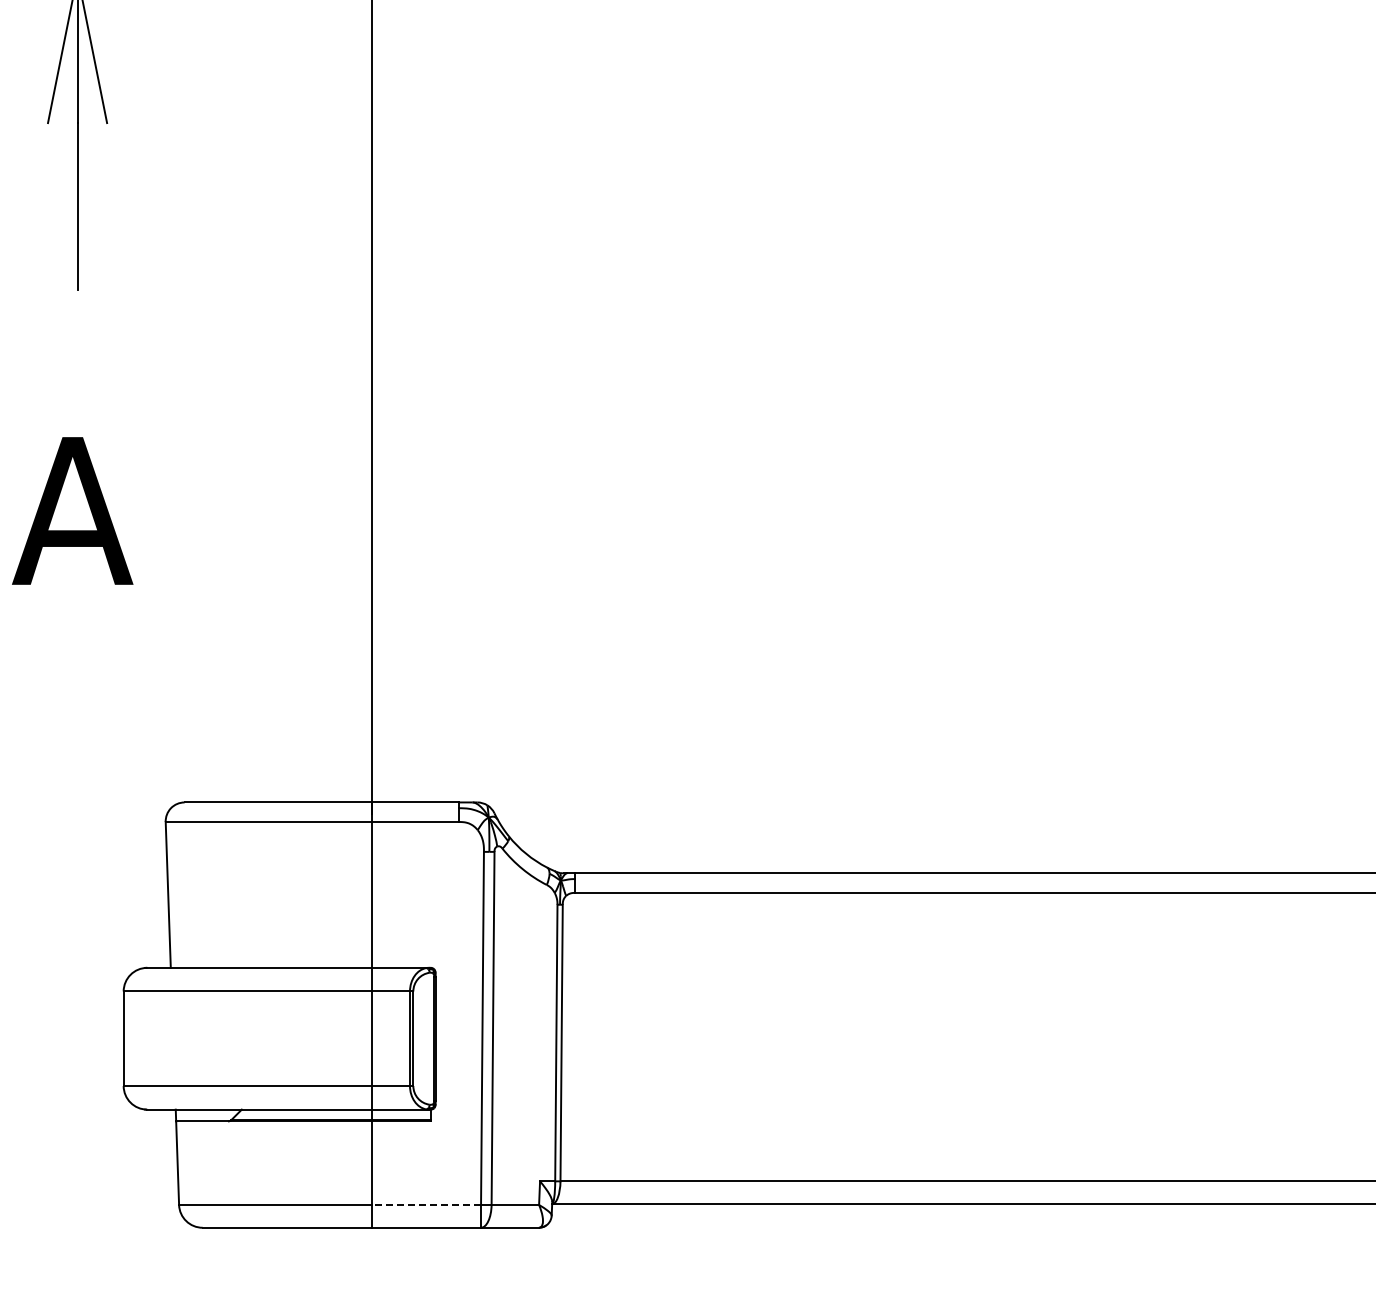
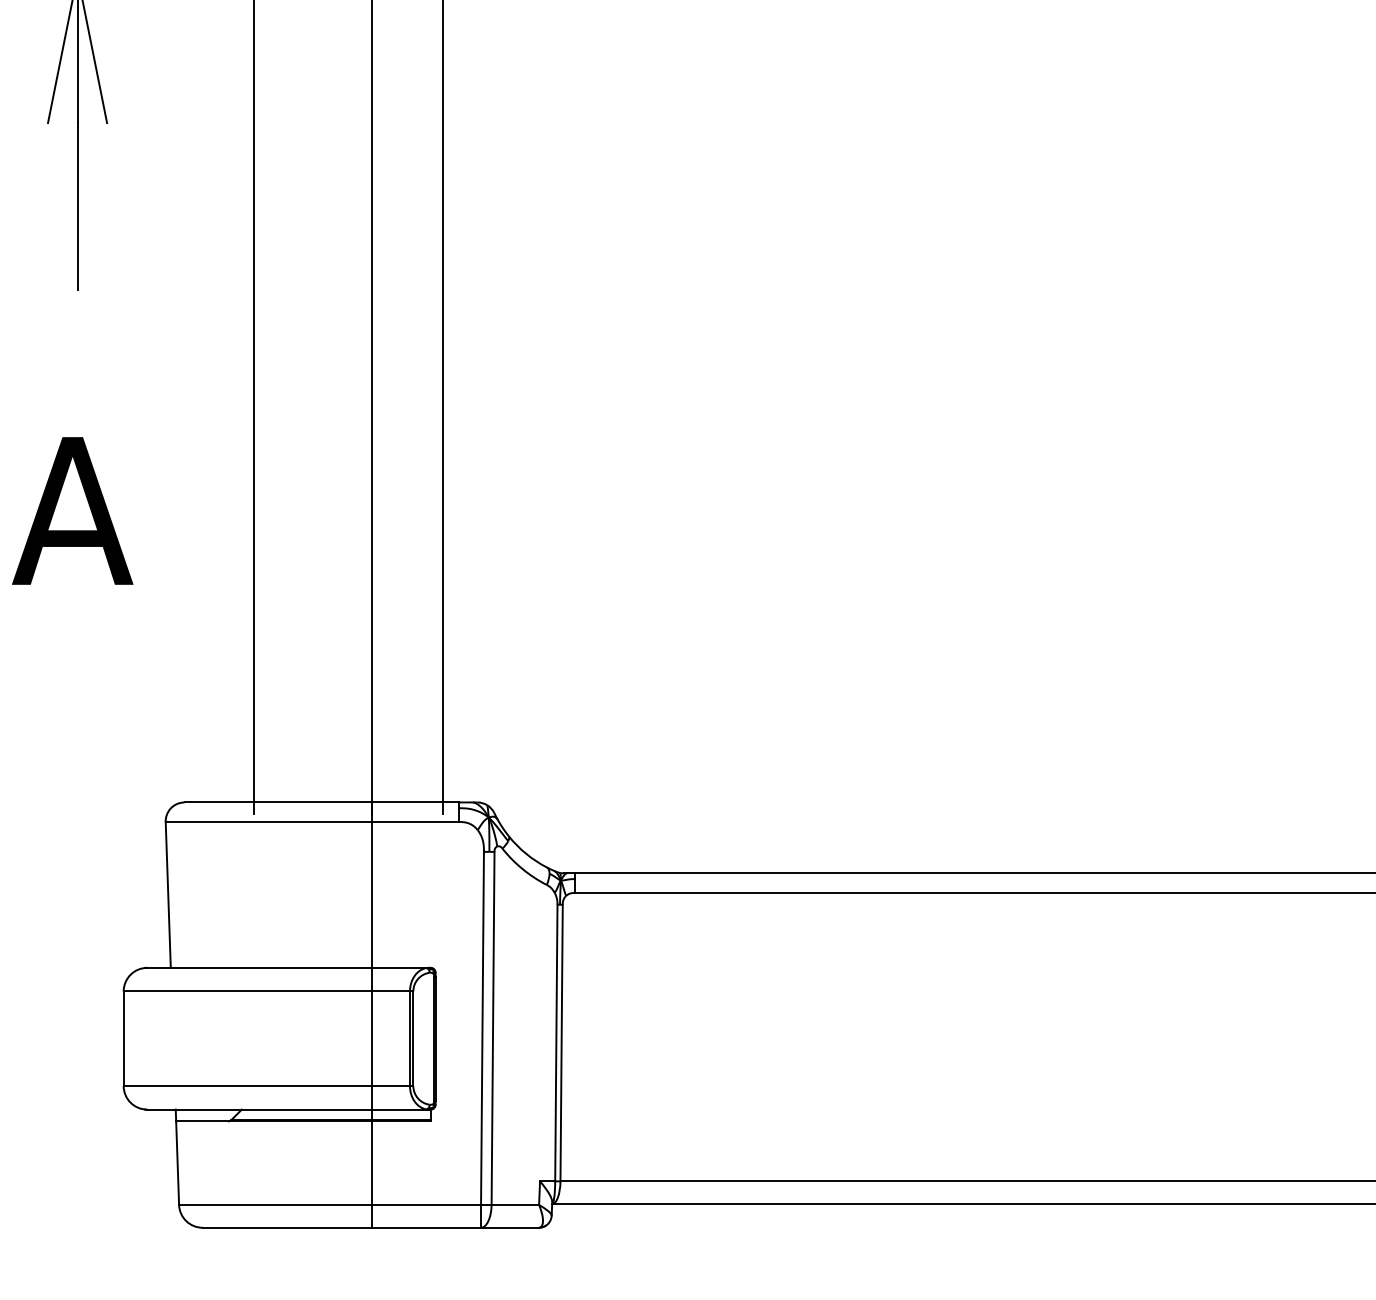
line: none -> present (253, 408)
line: none -> present (442, 408)
line: dashed -> solid (426, 1204)
